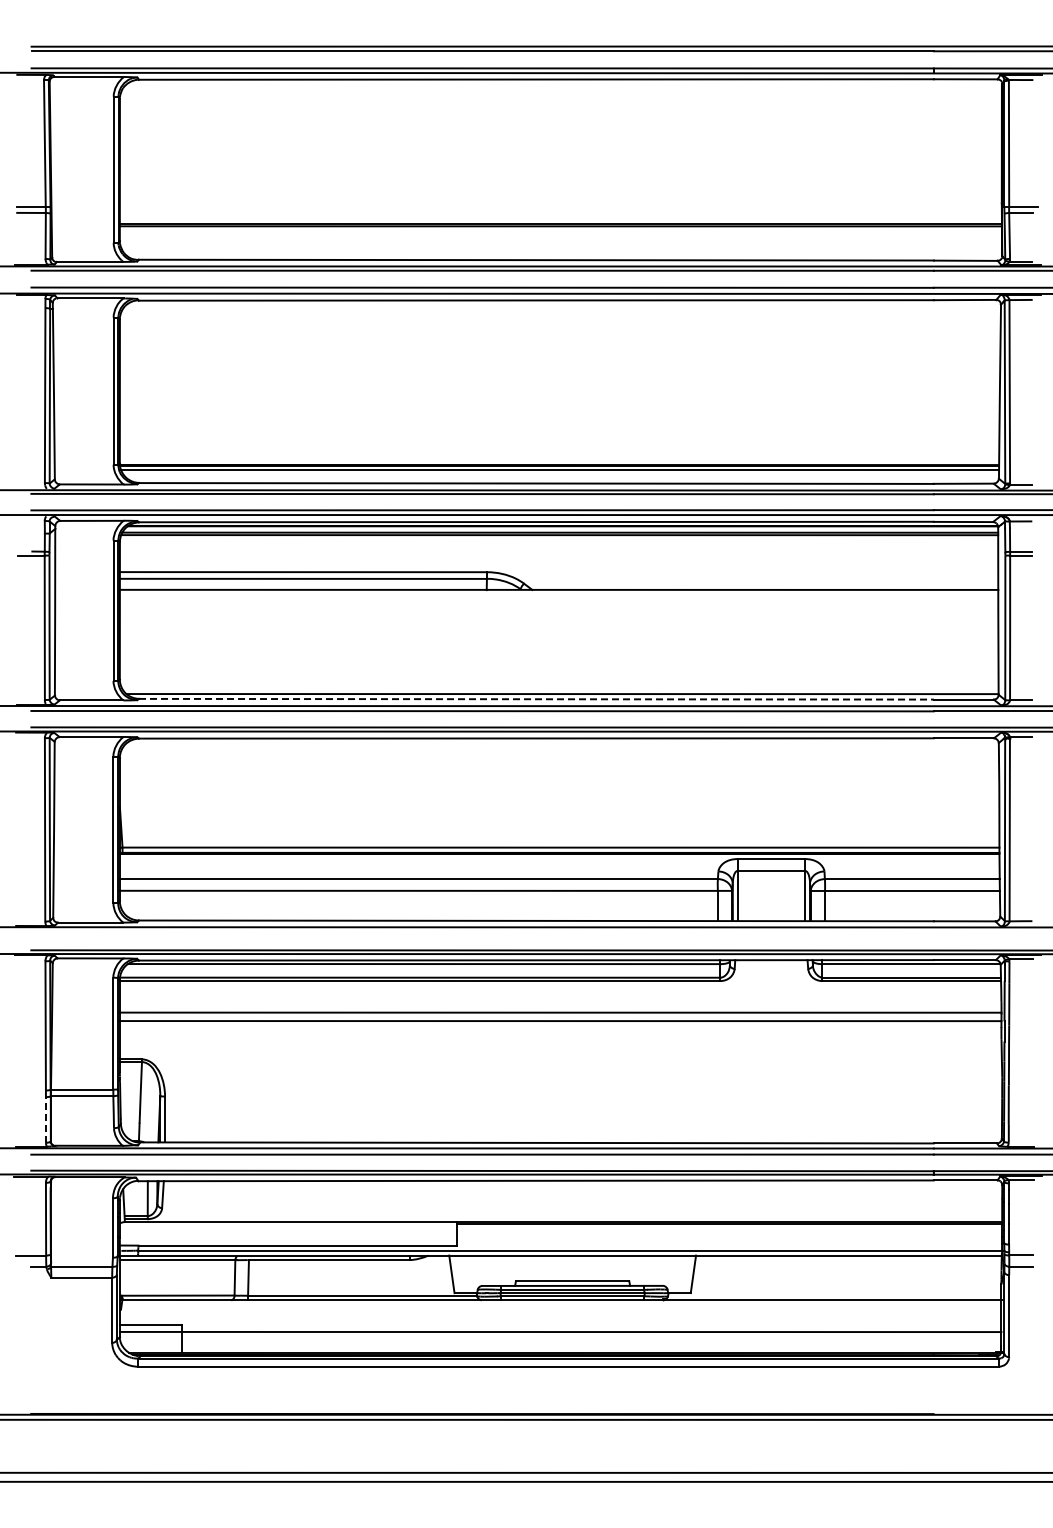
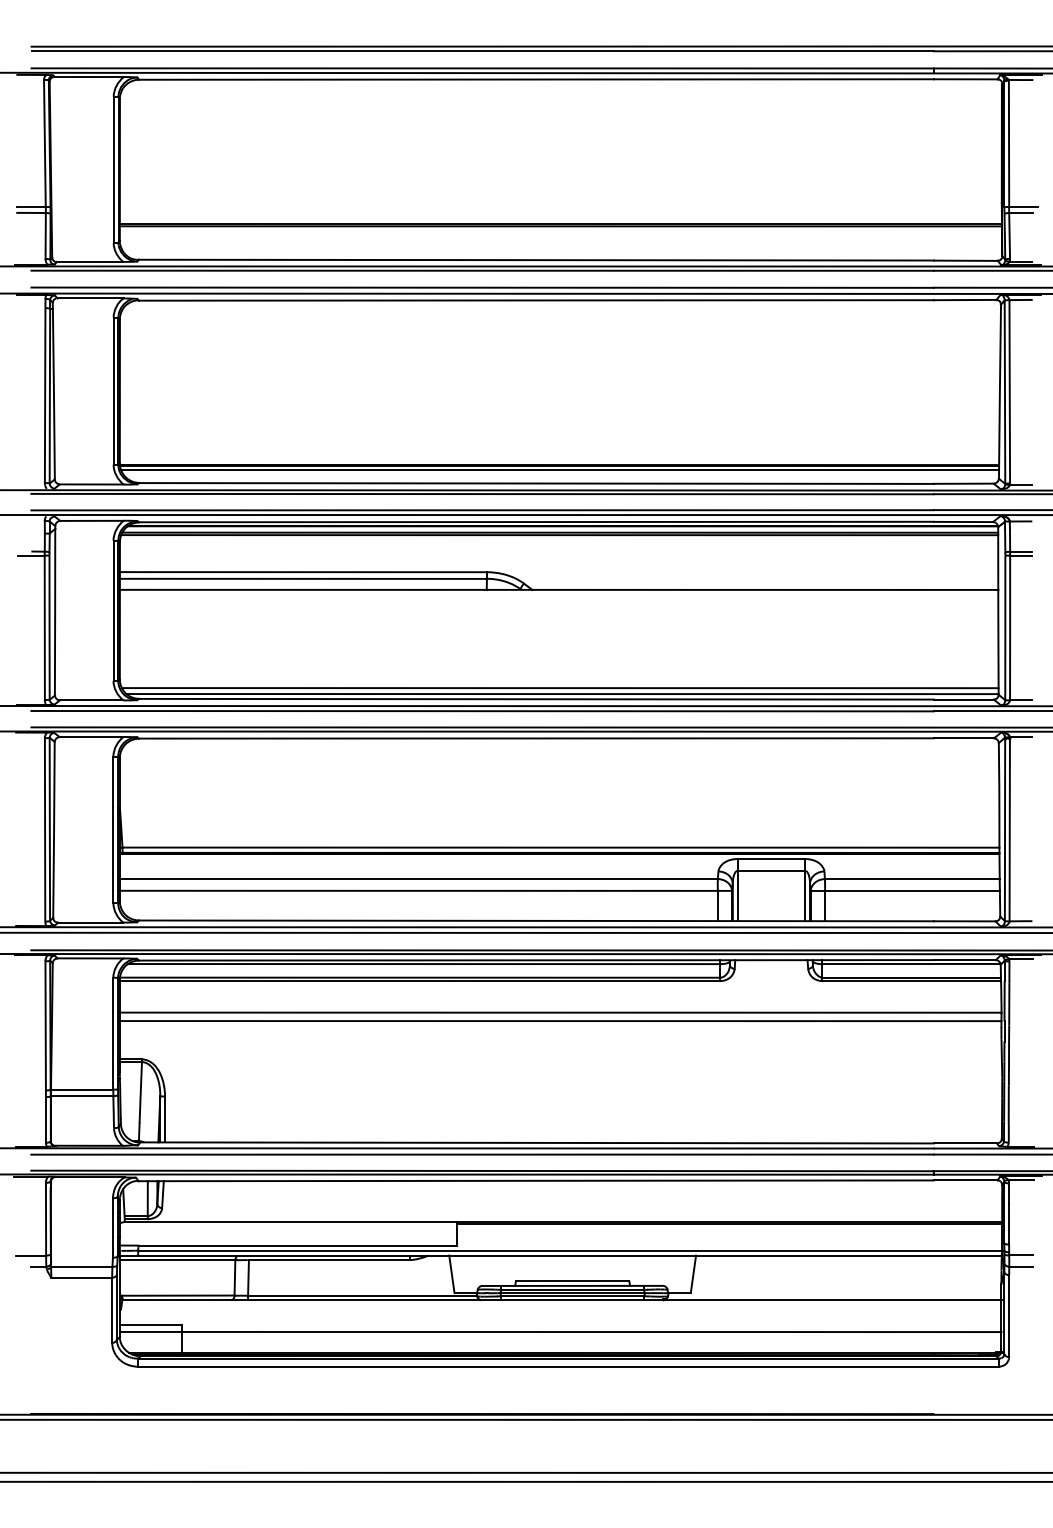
line: none -> present (559, 688)
line: dashed -> solid (536, 699)
line: none -> present (525, 932)
line: dashed -> solid (45, 1119)
